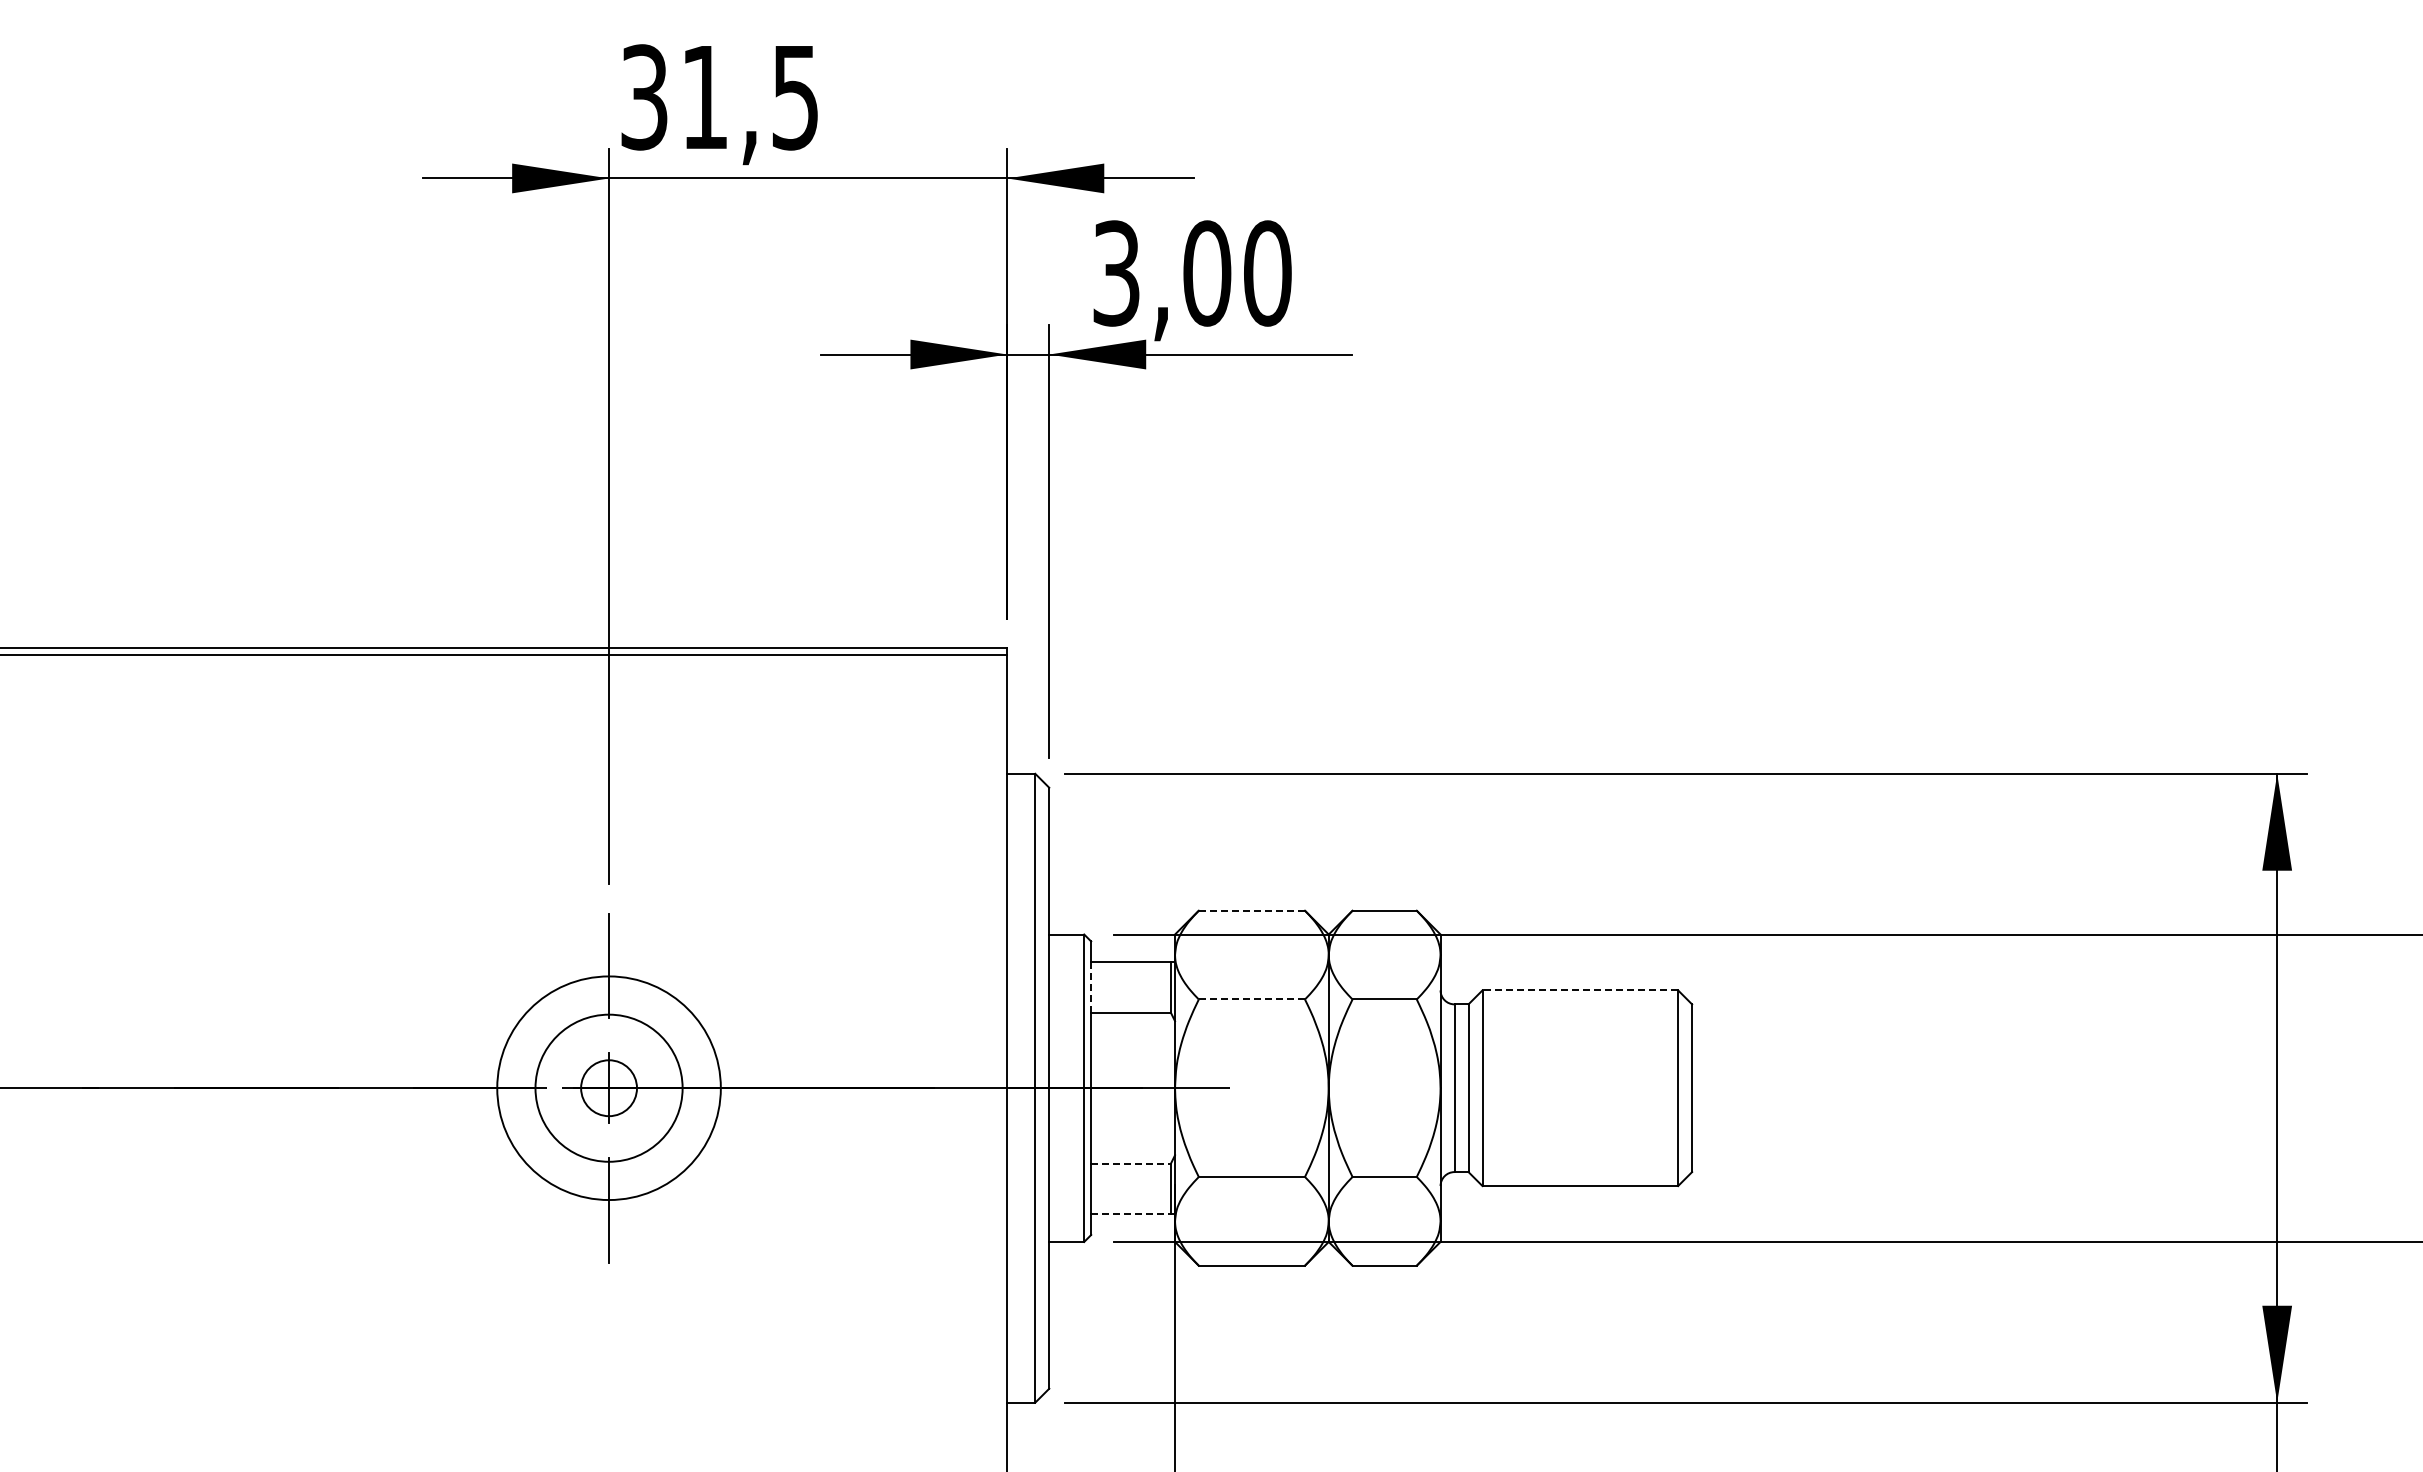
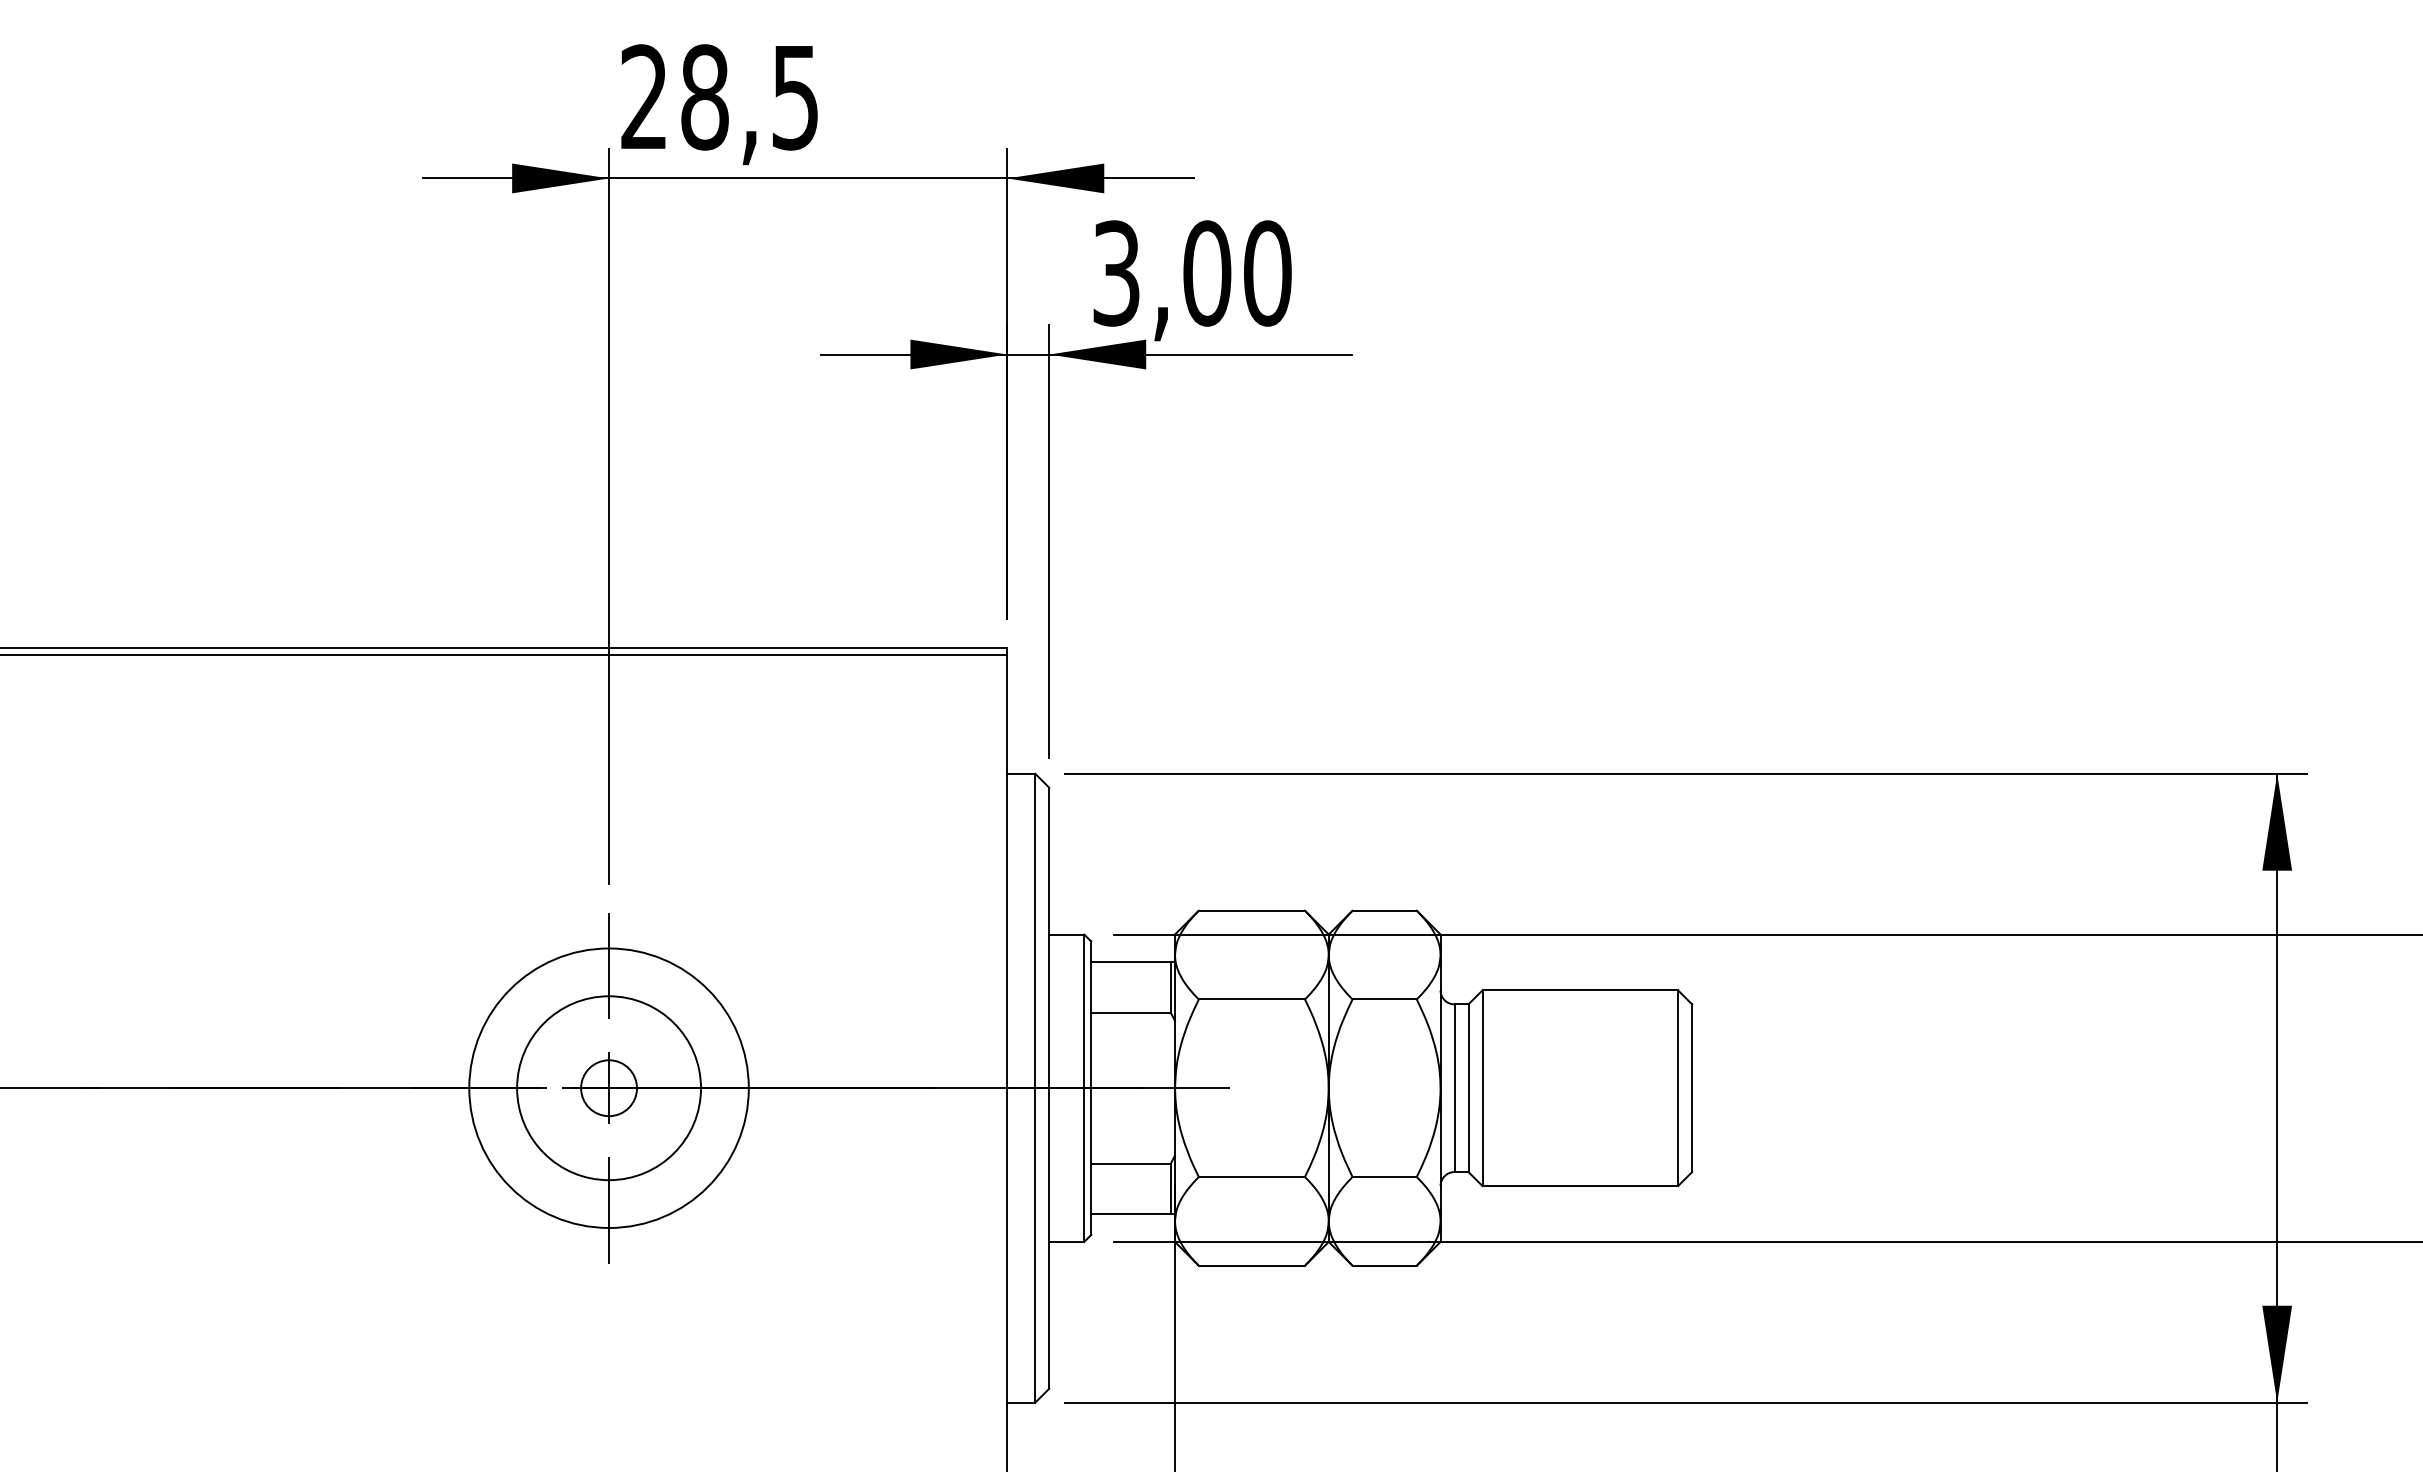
text: 31,5 -> 28,5 (674, 97)
line: dashed -> solid (1251, 910)
line: dashed -> solid (1091, 988)
line: dashed -> solid (1580, 990)
line: dashed -> solid (1251, 999)
circle diameter: 147 px -> 184 px (609, 1088)
circle diameter: 224 px -> 279 px (608, 1087)
line: dashed -> solid (1131, 1163)
line: dashed -> solid (1131, 1214)
